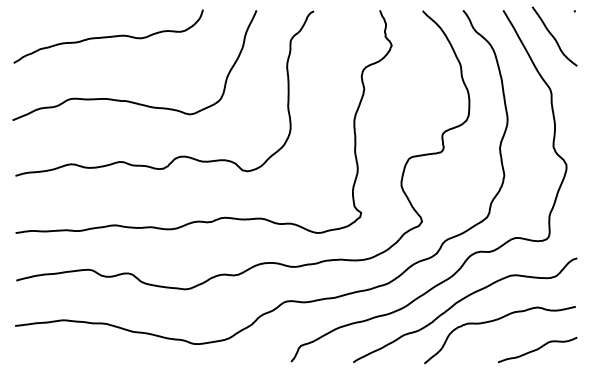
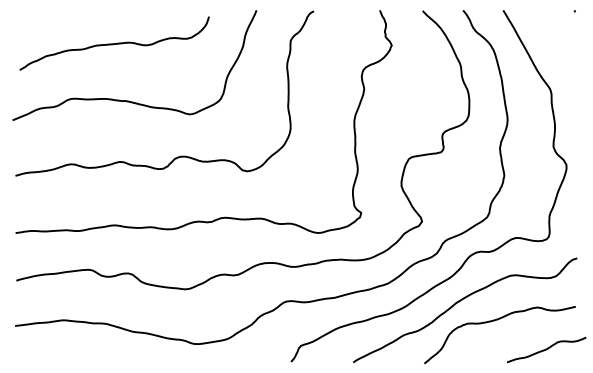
curve position: (108, 36) -> (114, 43) (114, 43)
curve: present -> none (554, 36)
curve position: (537, 349) -> (546, 349) (546, 349)
